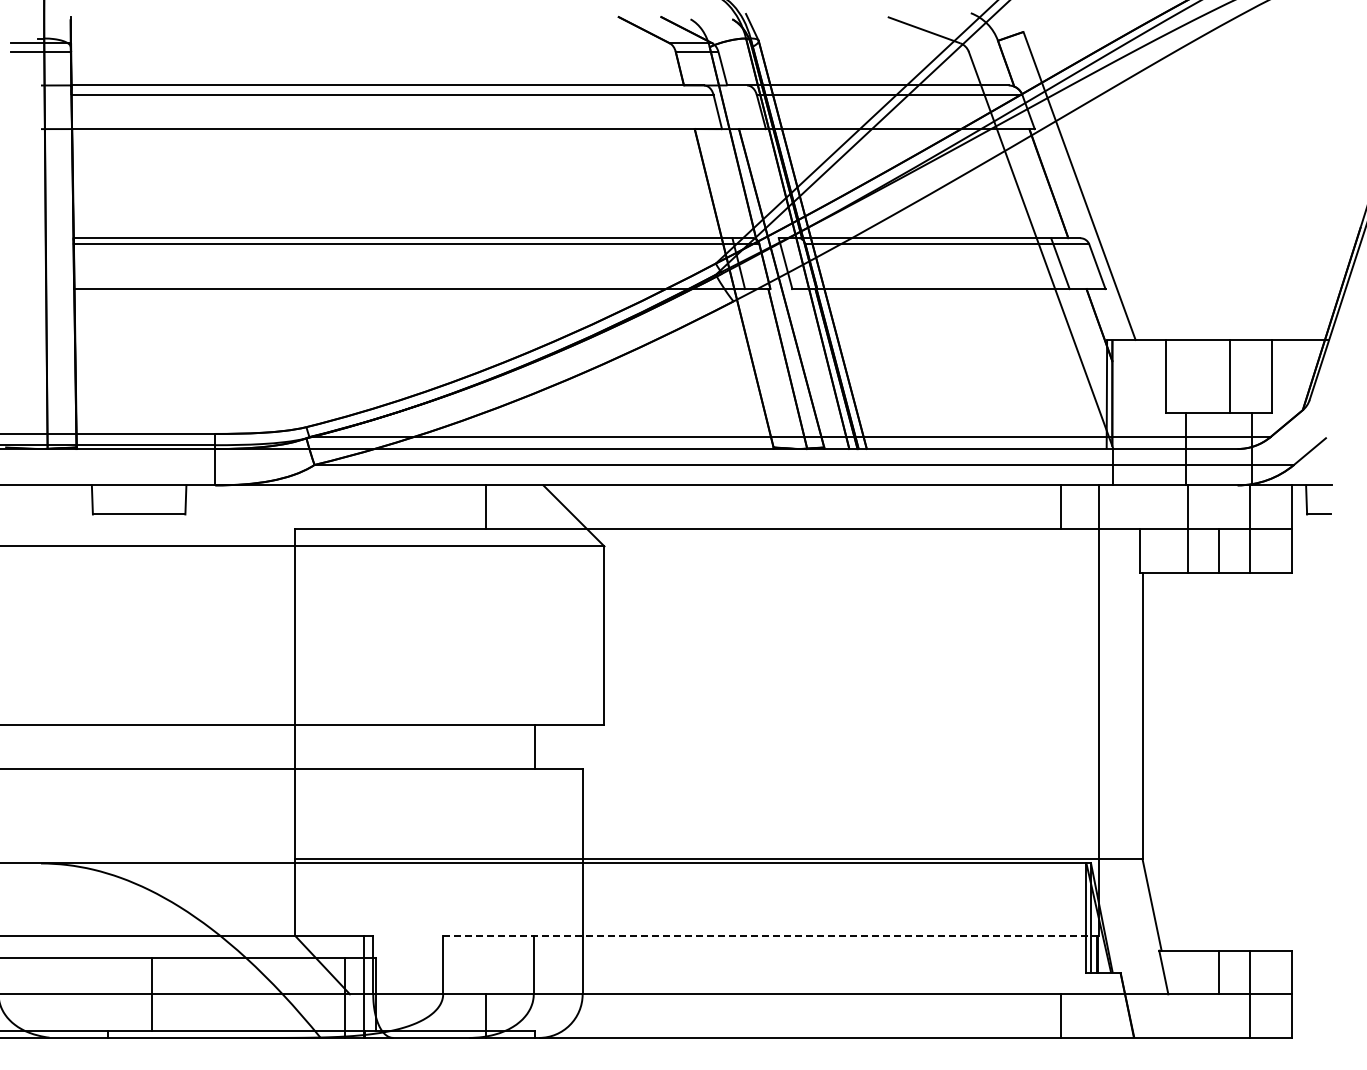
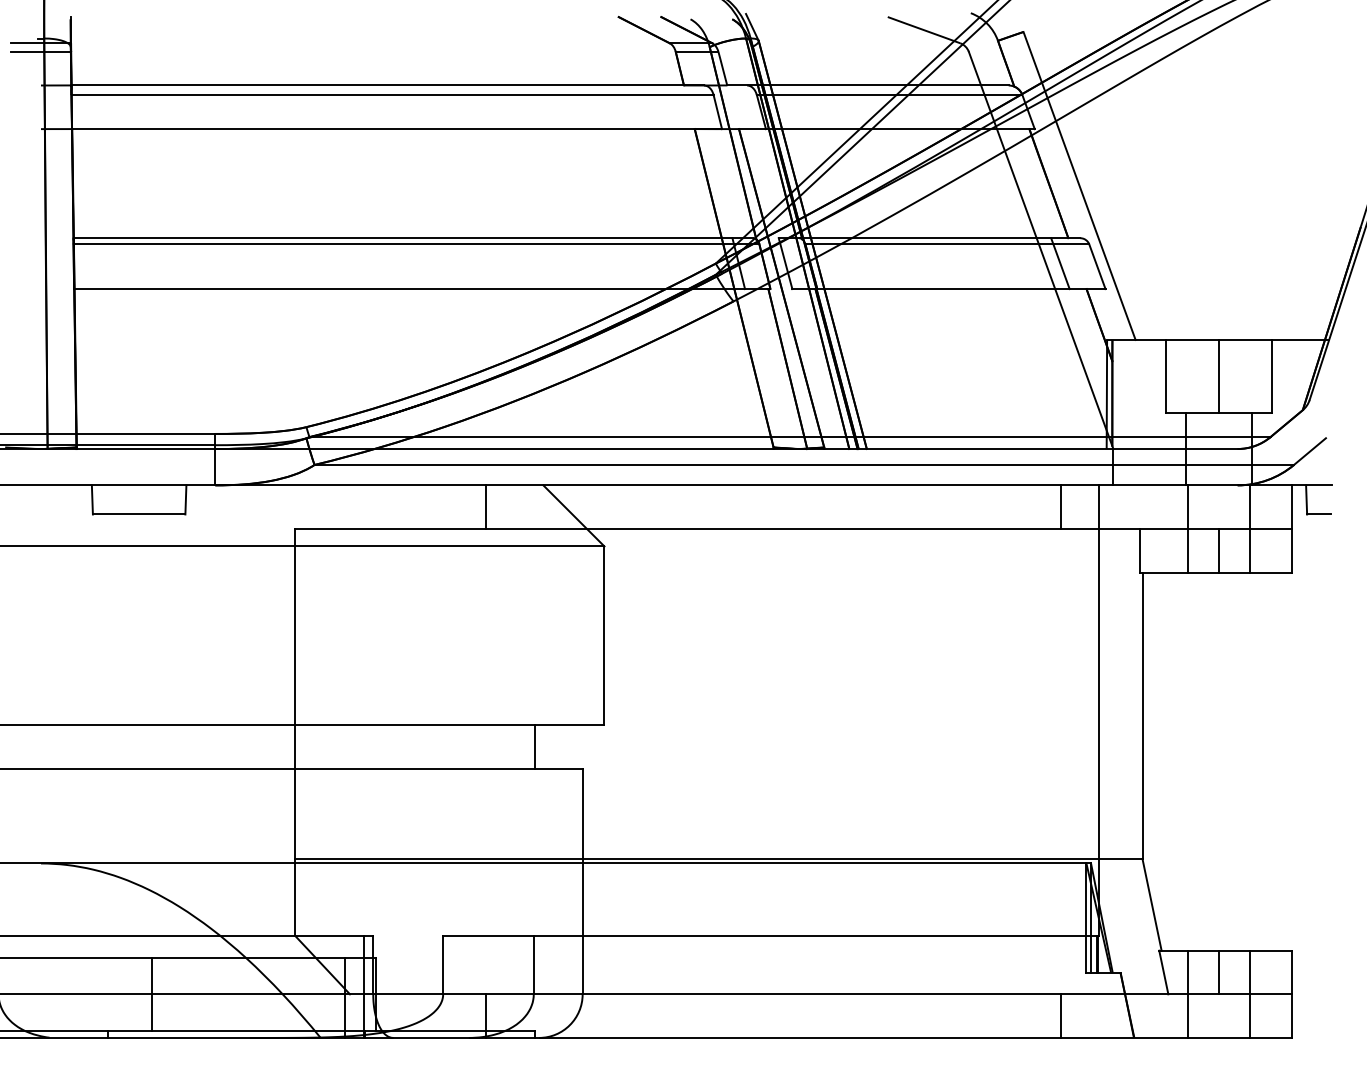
line position: (1229, 375) -> (1218, 375) (1218, 375)
line: dashed -> solid (771, 936)
line: none -> present (1187, 993)
